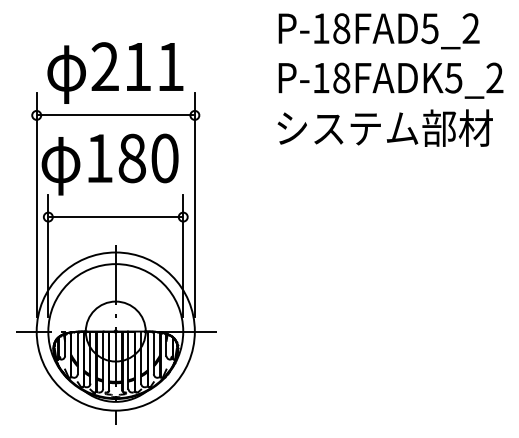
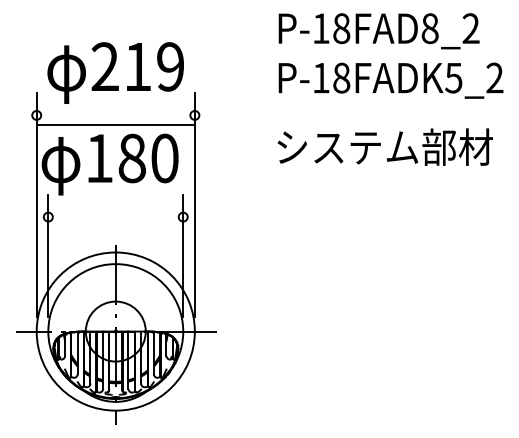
text: P-18FAD5_2 -> P-18FAD8_2 (429, 28)
text: 211 -> 219 (170, 66)
line position: (115, 115) -> (115, 125) (115, 125)
text position: (384, 127) -> (384, 146) (384, 146)
line: present -> none (115, 217)
